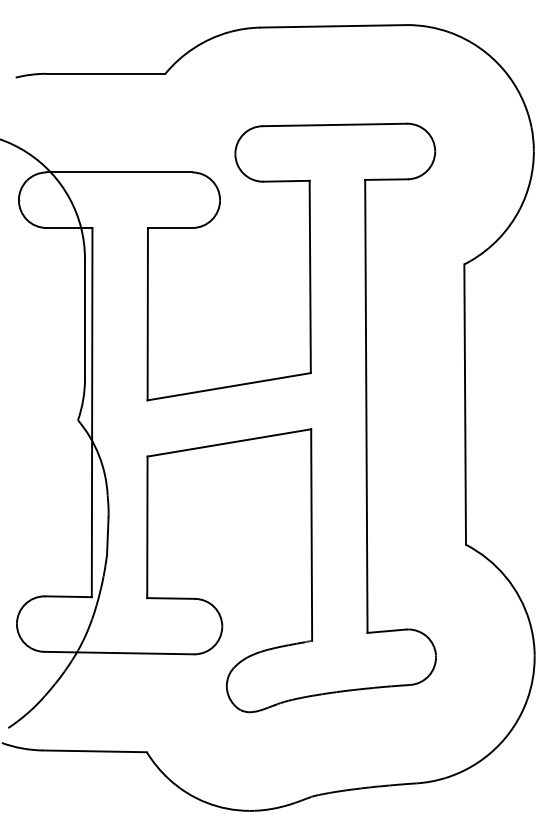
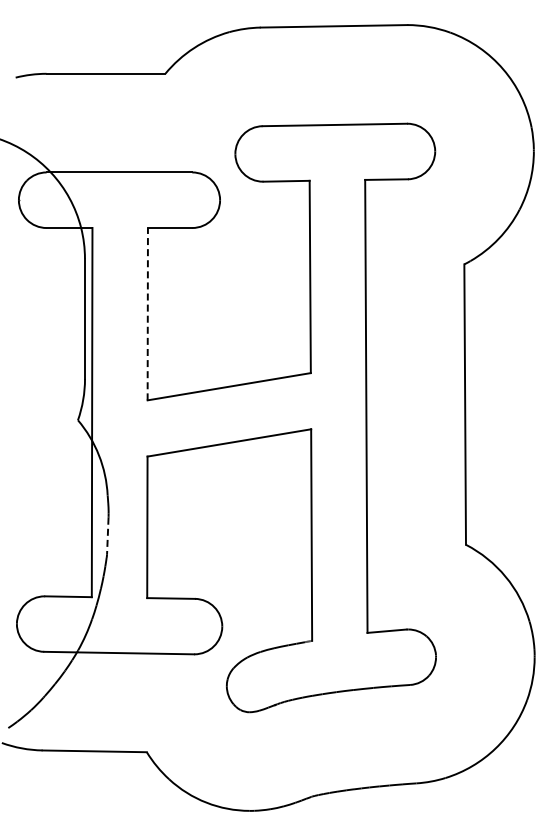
line: solid -> dashed (147, 313)
line: solid -> dashed (107, 536)
